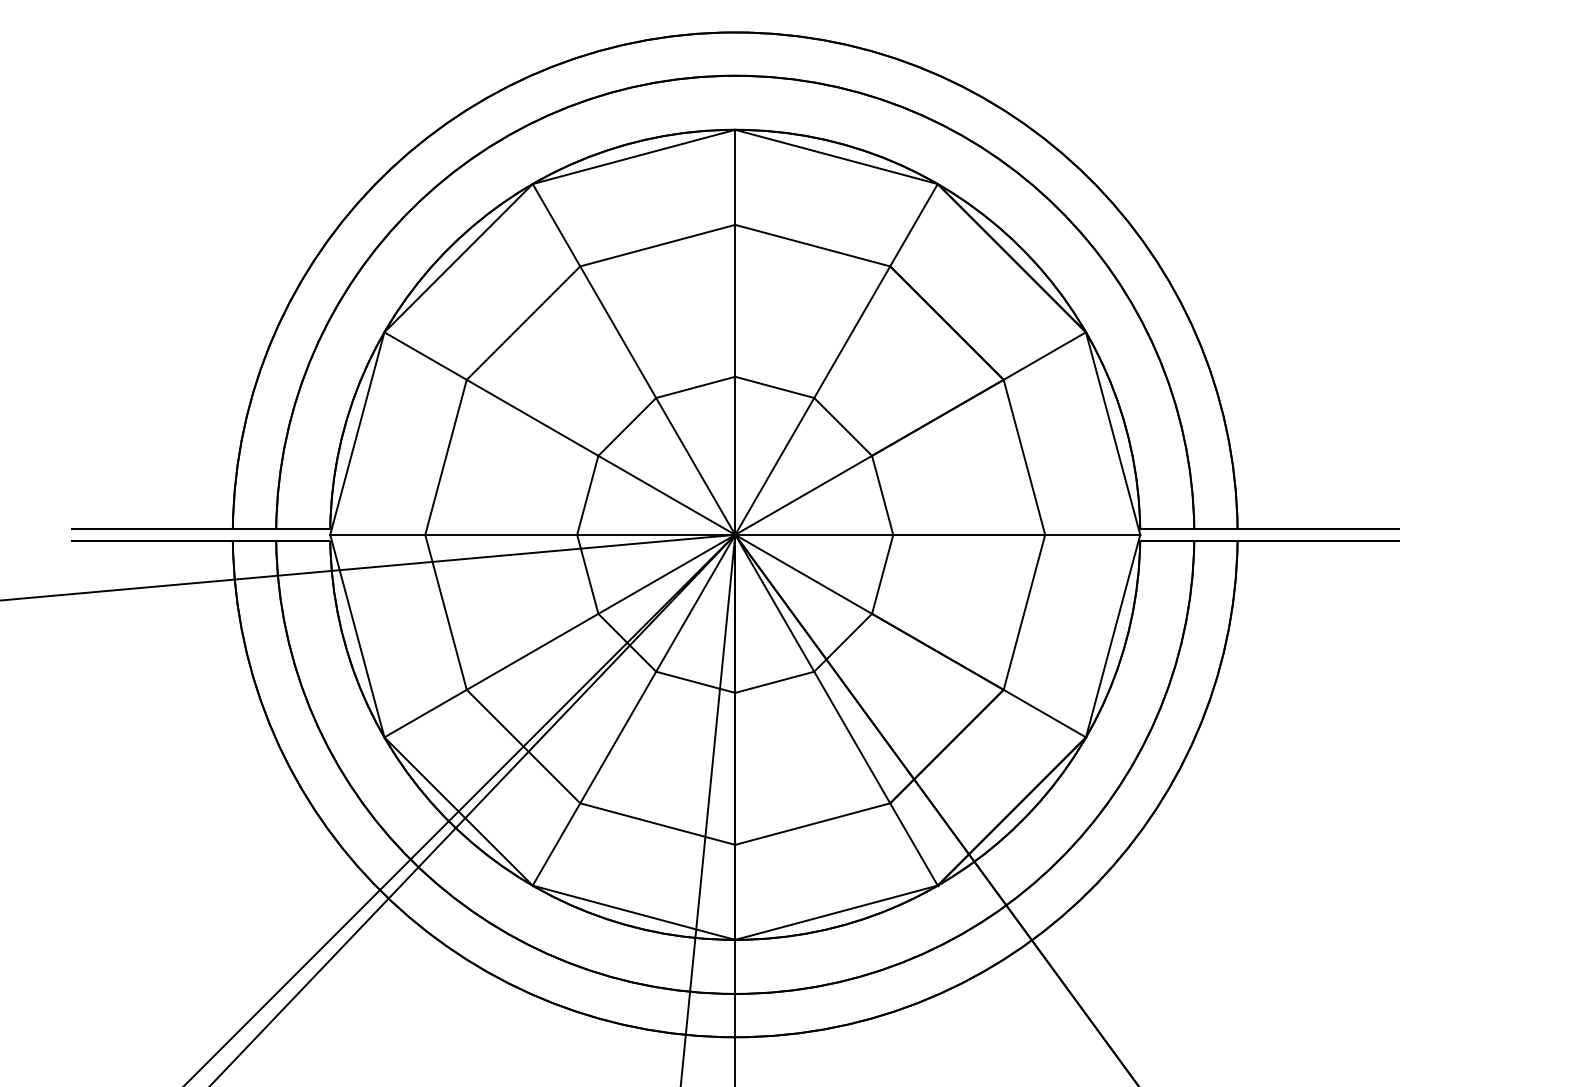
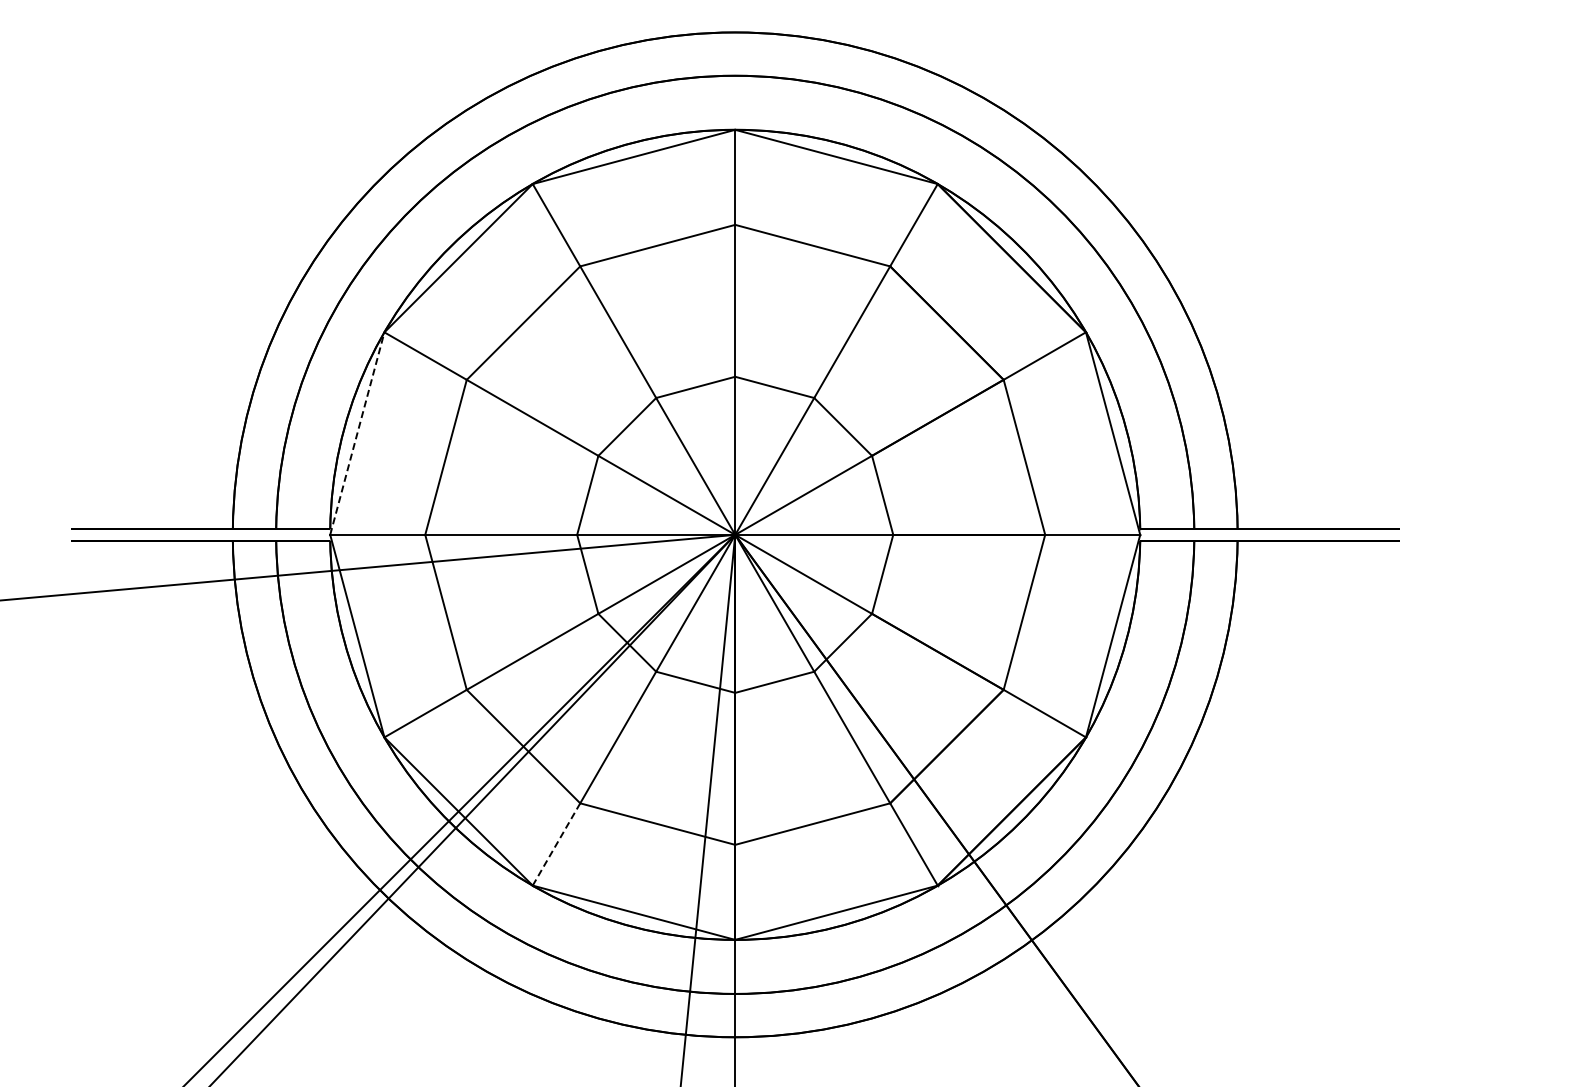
line: solid -> dashed (357, 433)
line: solid -> dashed (556, 844)
